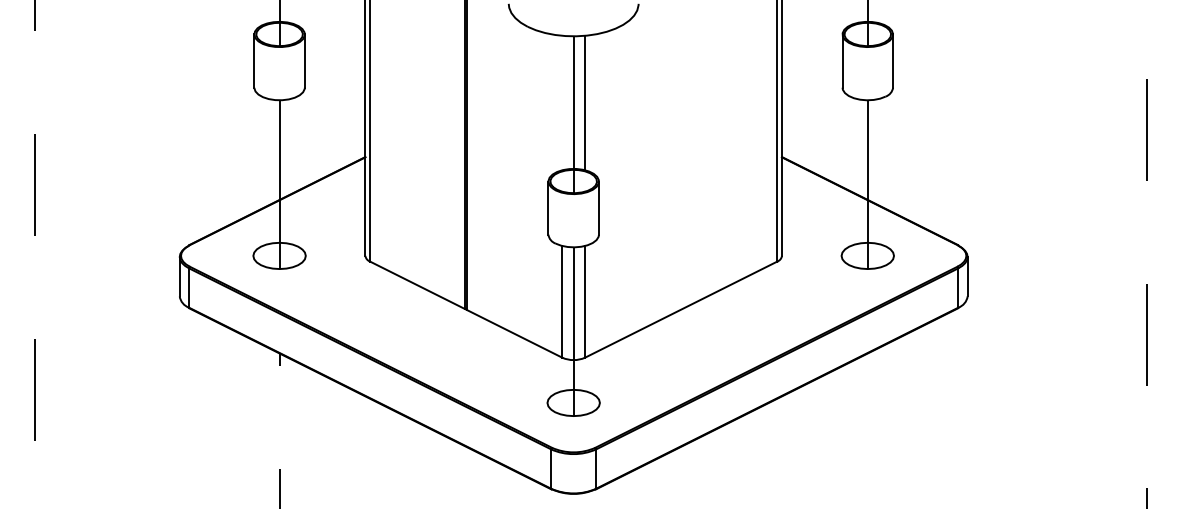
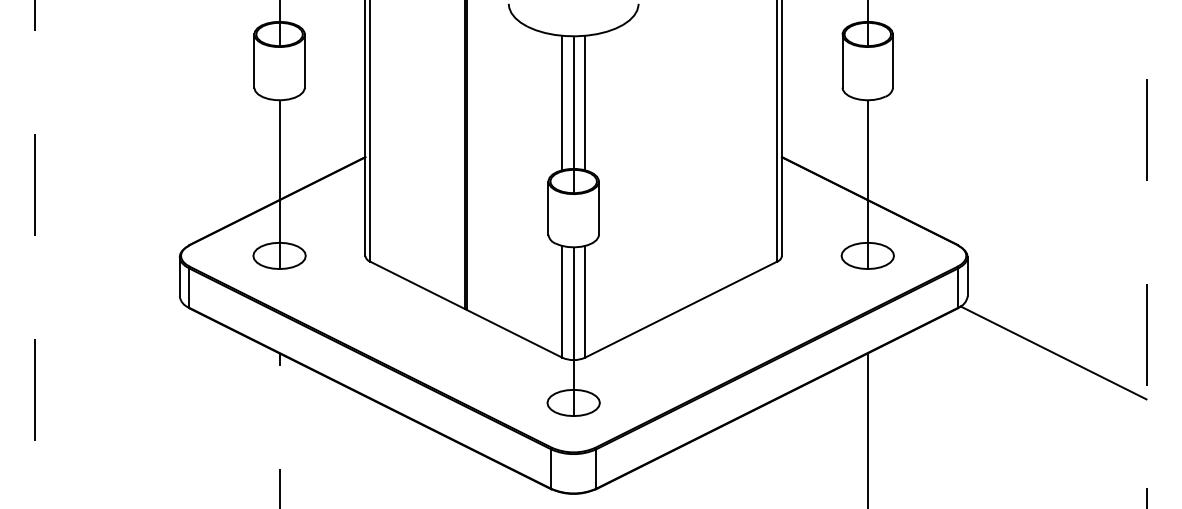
line: none -> present (562, 102)
line: none -> present (1053, 352)
line: none -> present (867, 429)
